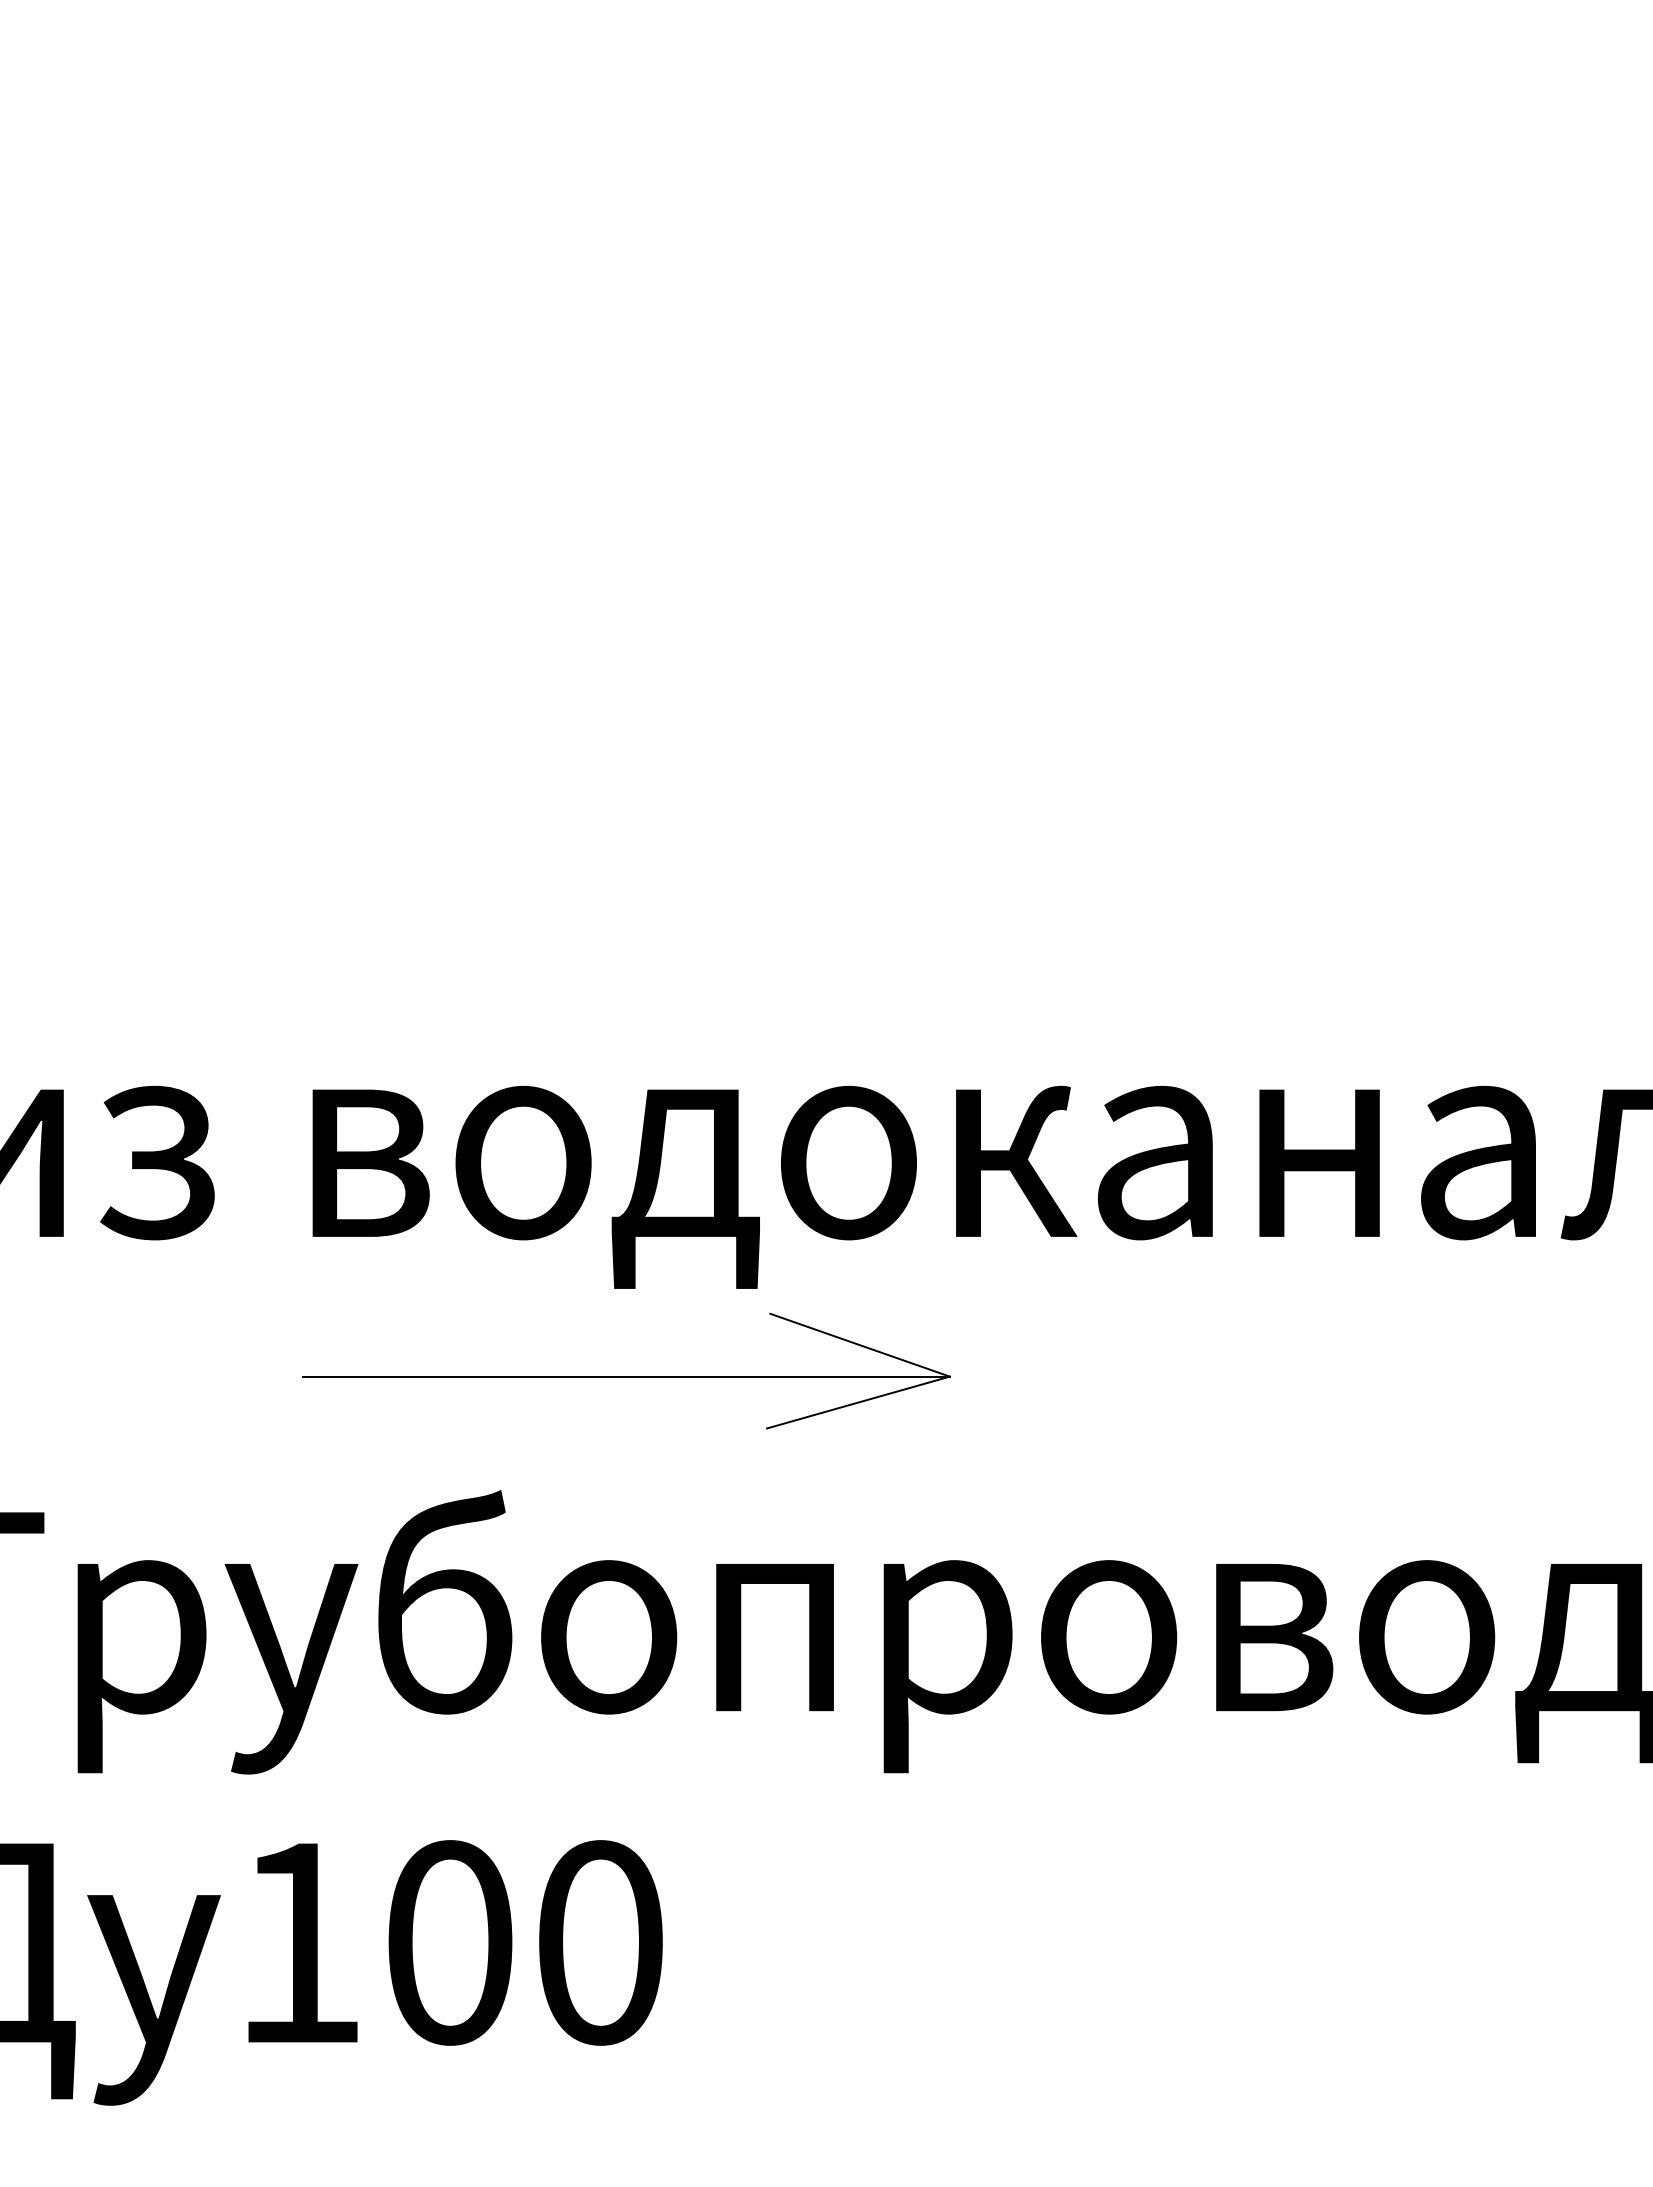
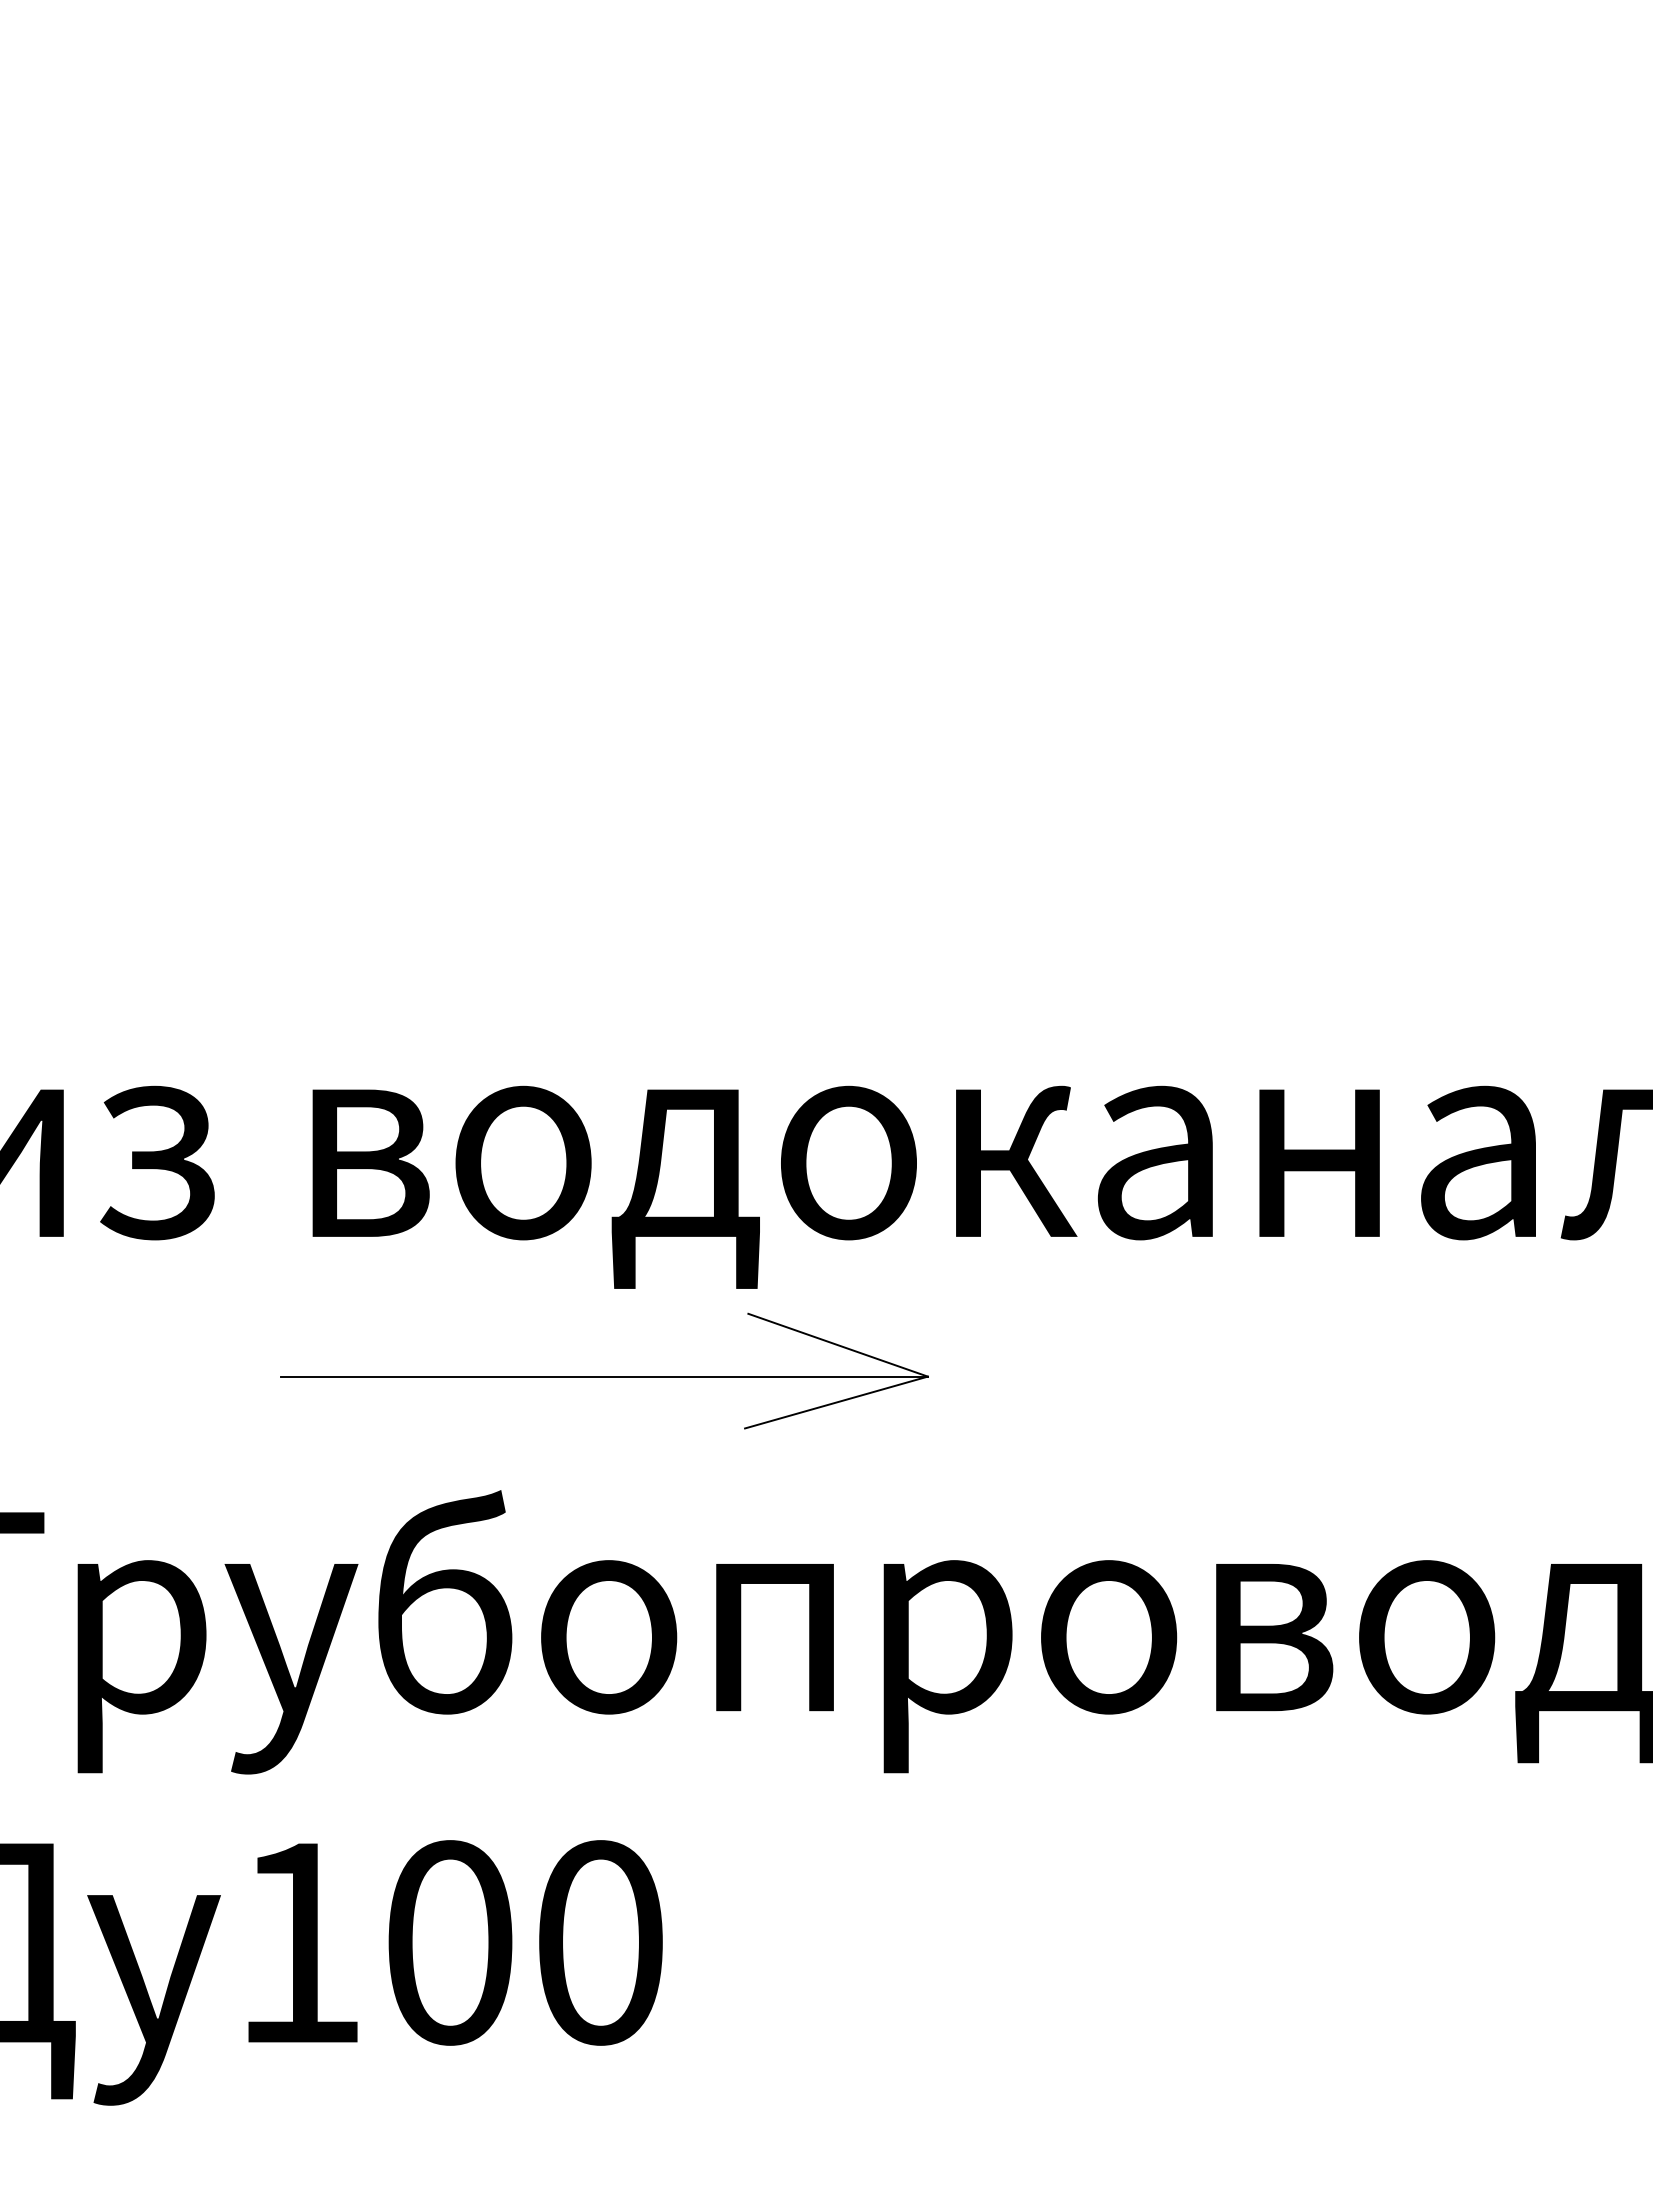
part position: (626, 1370) -> (604, 1370) (604, 1370)
